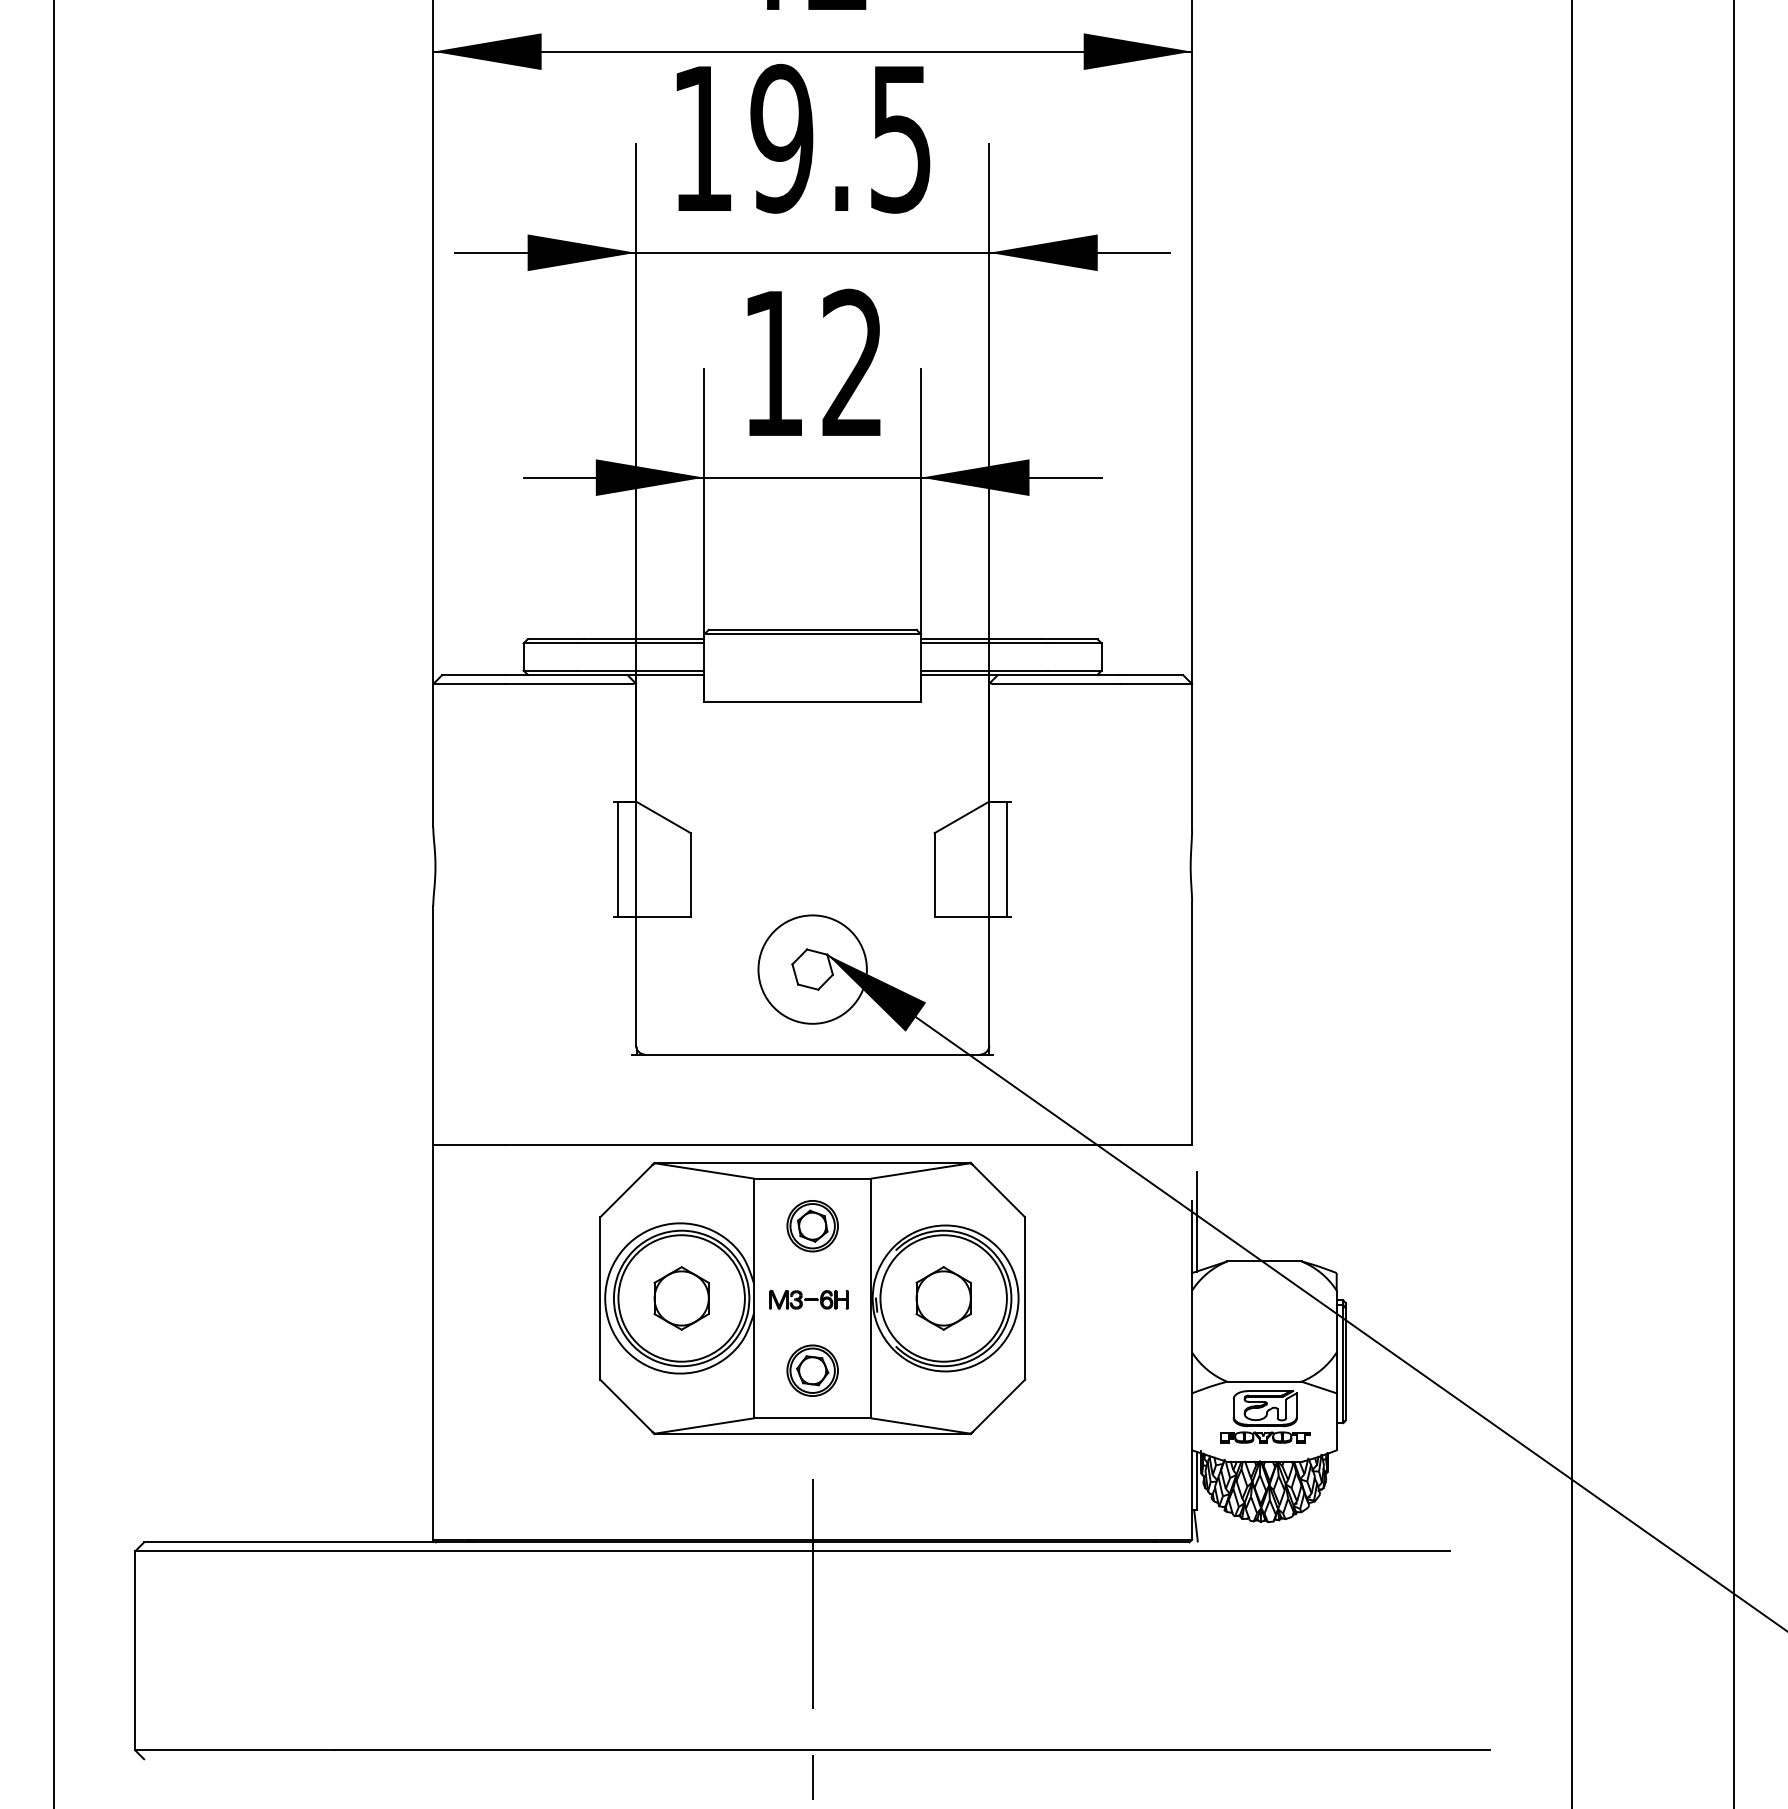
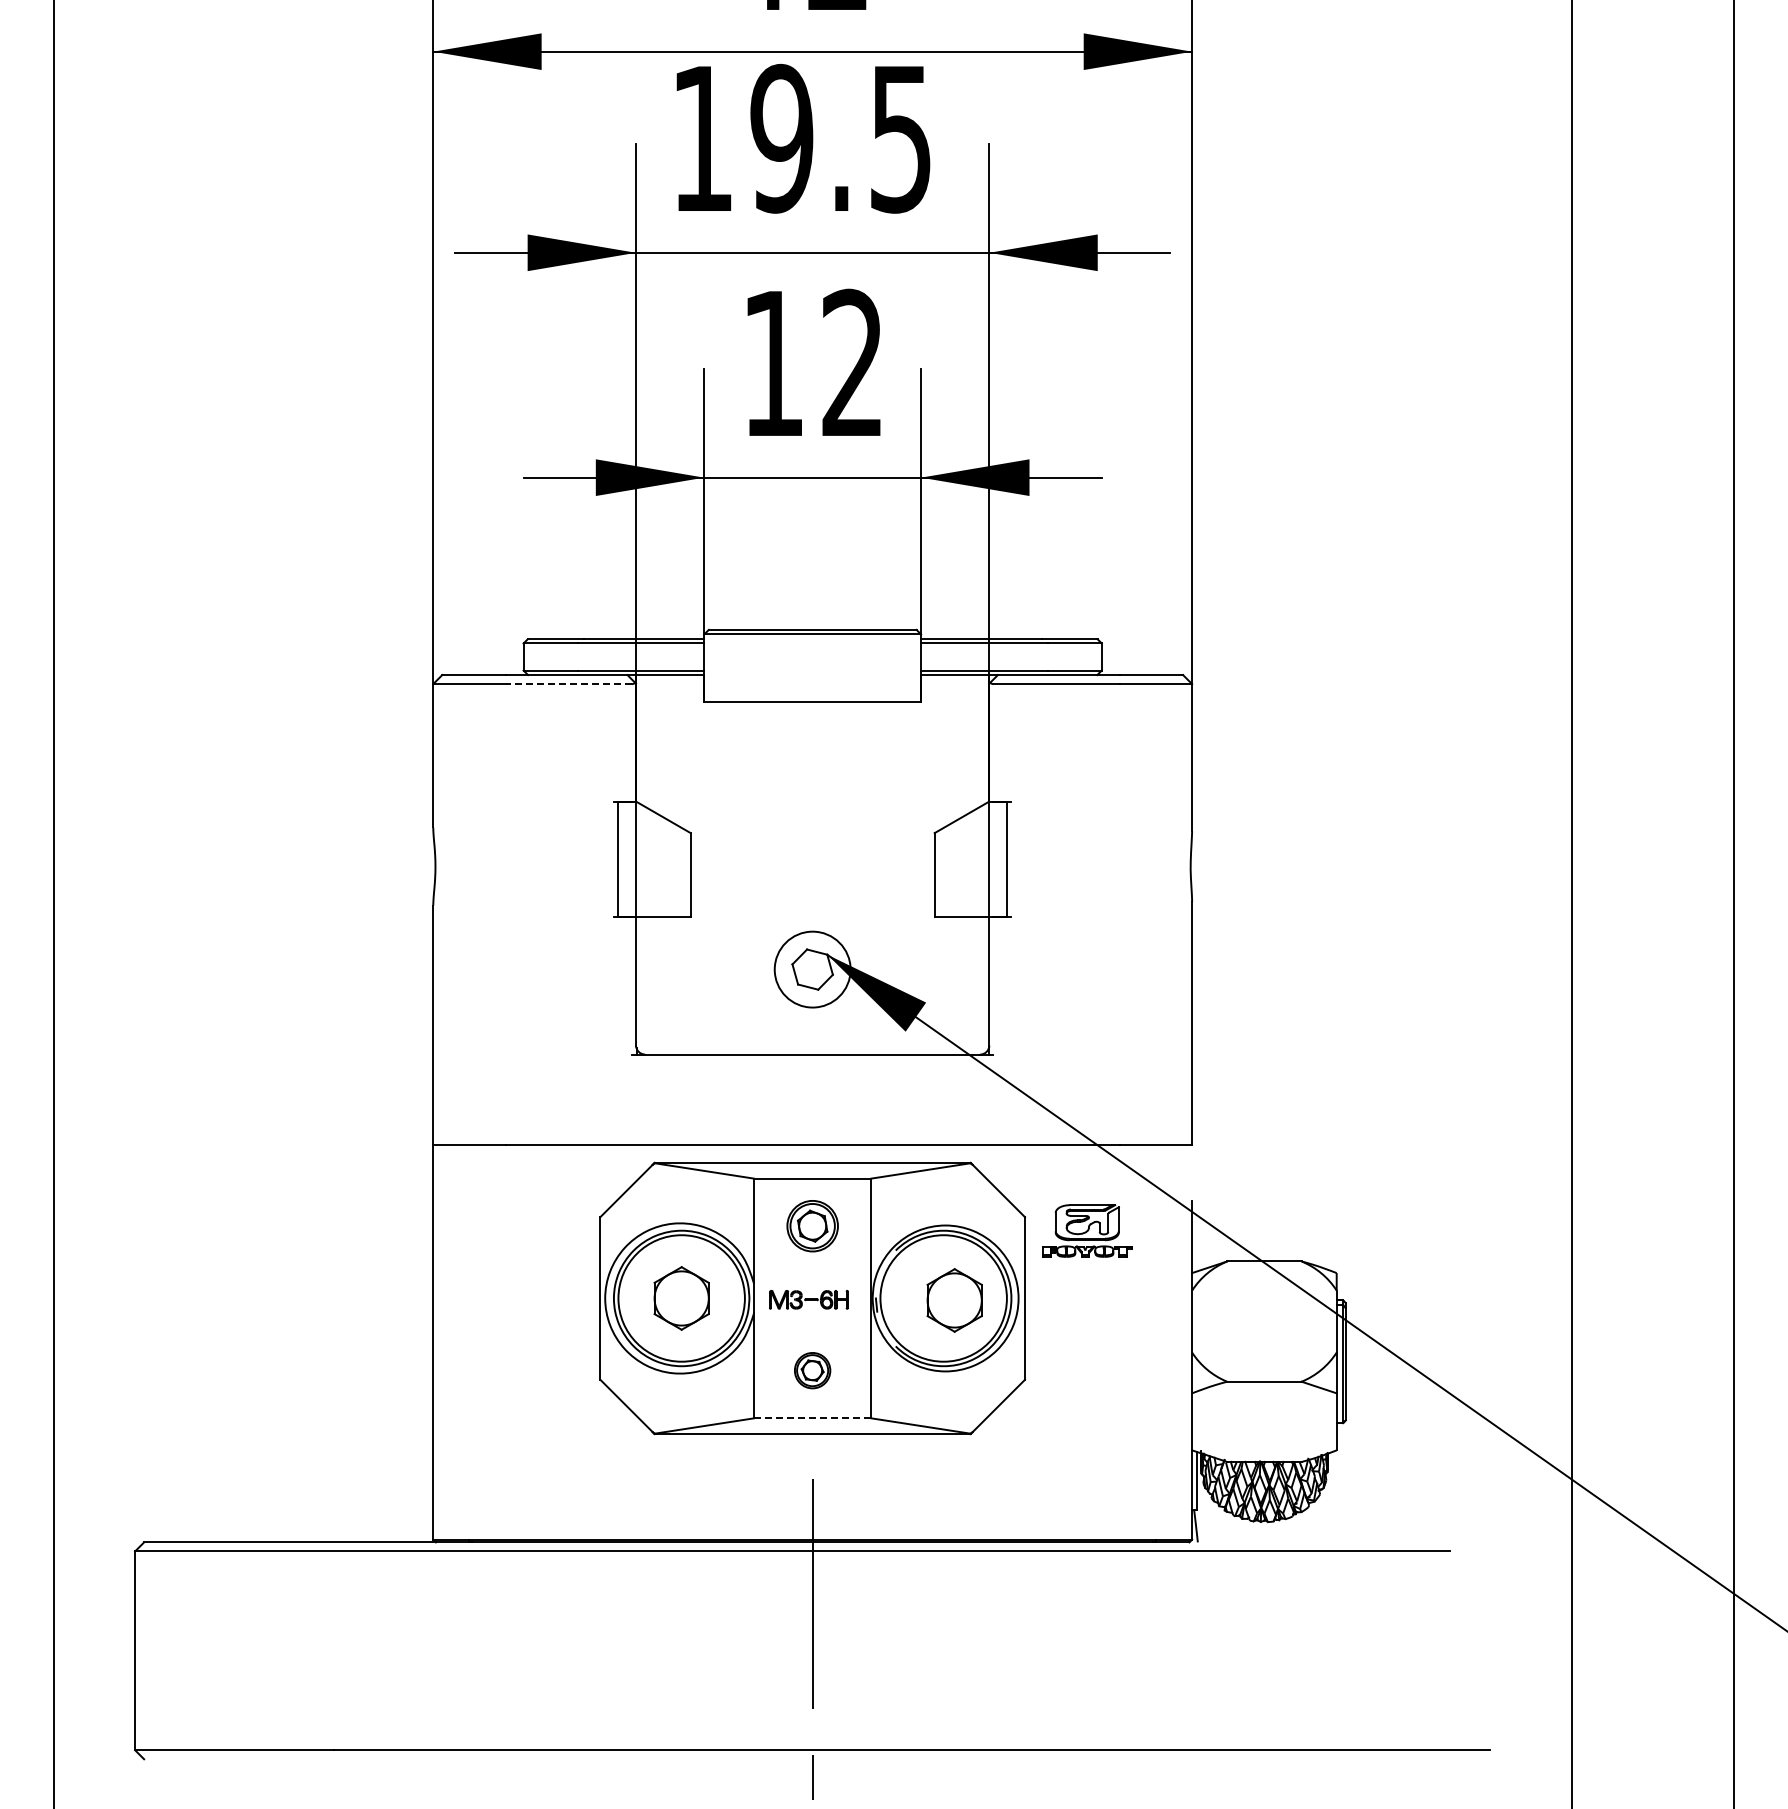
line: solid -> dashed (568, 684)
circle diameter: 108 px -> 76 px (812, 969)
line: present -> none (1196, 1221)
part position: (943, 1298) -> (954, 1300) (954, 1300)
part size: 53x53 px -> 38x38 px (812, 1370)
part position: (1265, 1416) -> (1087, 1230) (1087, 1230)
line: solid -> dashed (812, 1418)
